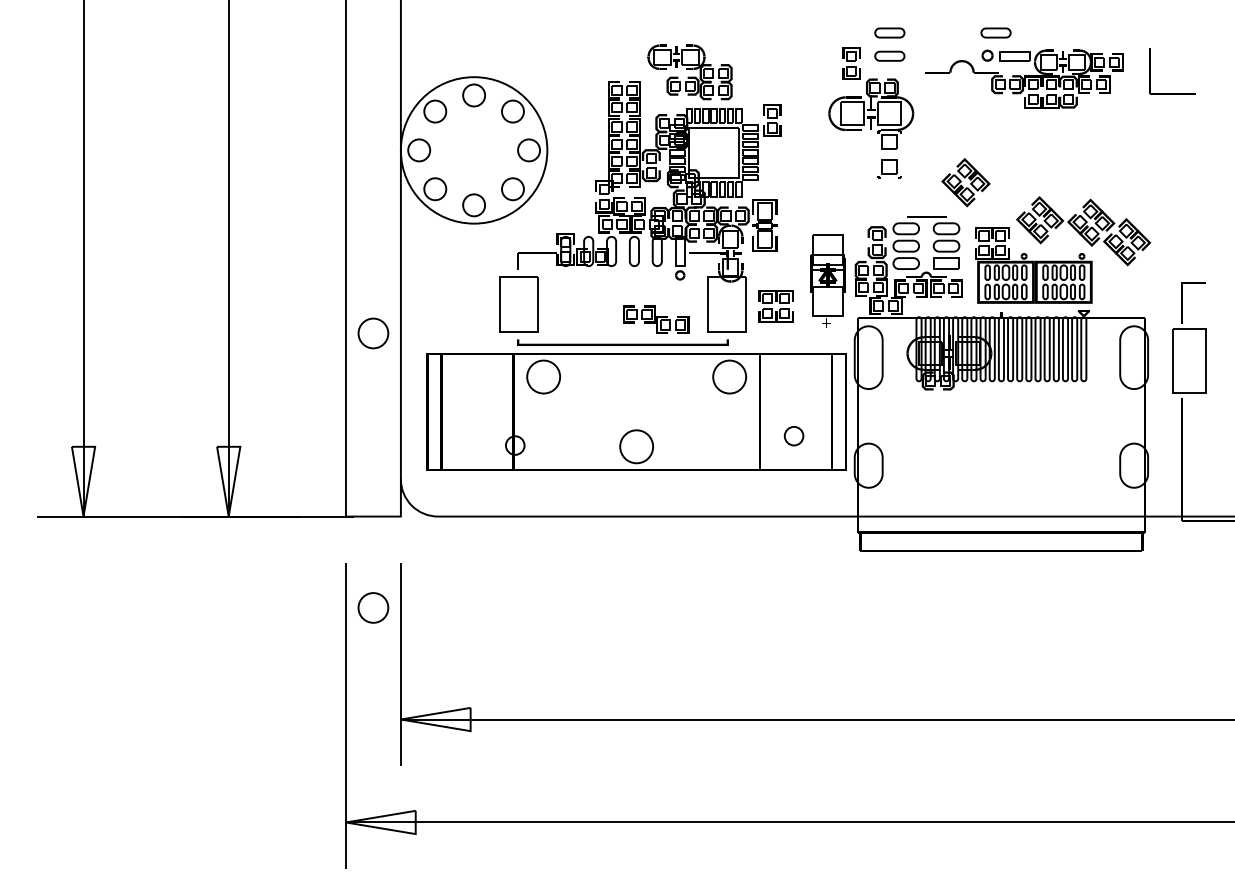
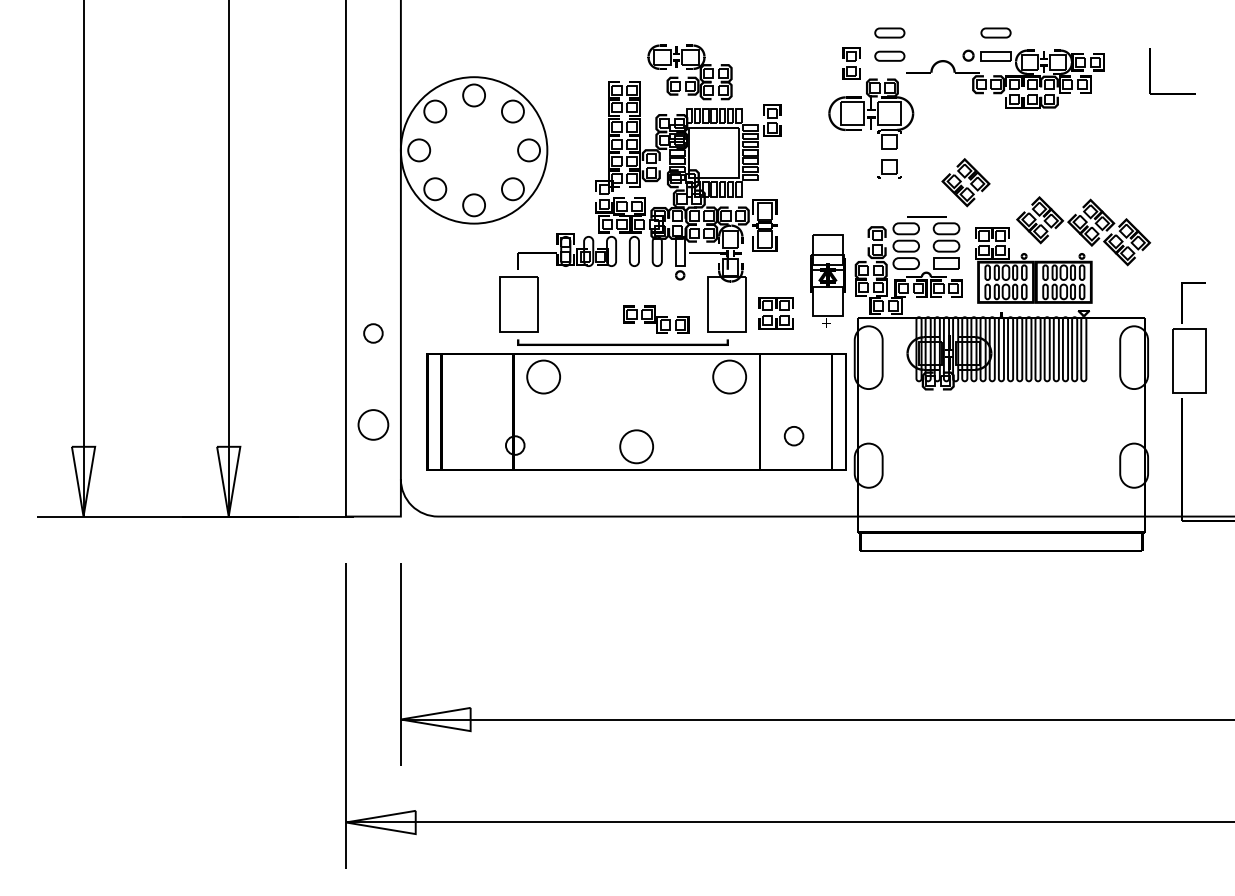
part position: (1024, 78) -> (1005, 78) (1005, 78)
part position: (775, 306) -> (775, 313) (775, 313)
circle diameter: 30 px -> 19 px (373, 333)
part position: (373, 607) -> (373, 424) (373, 424)
